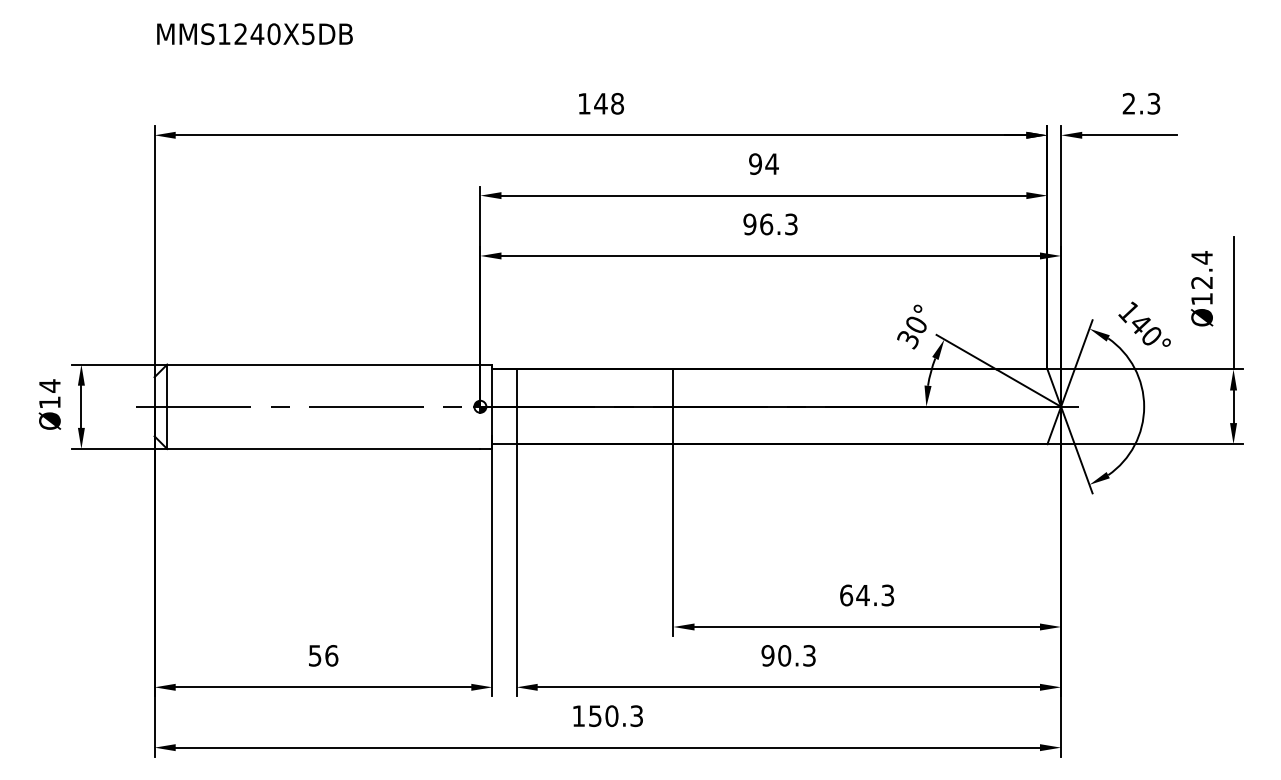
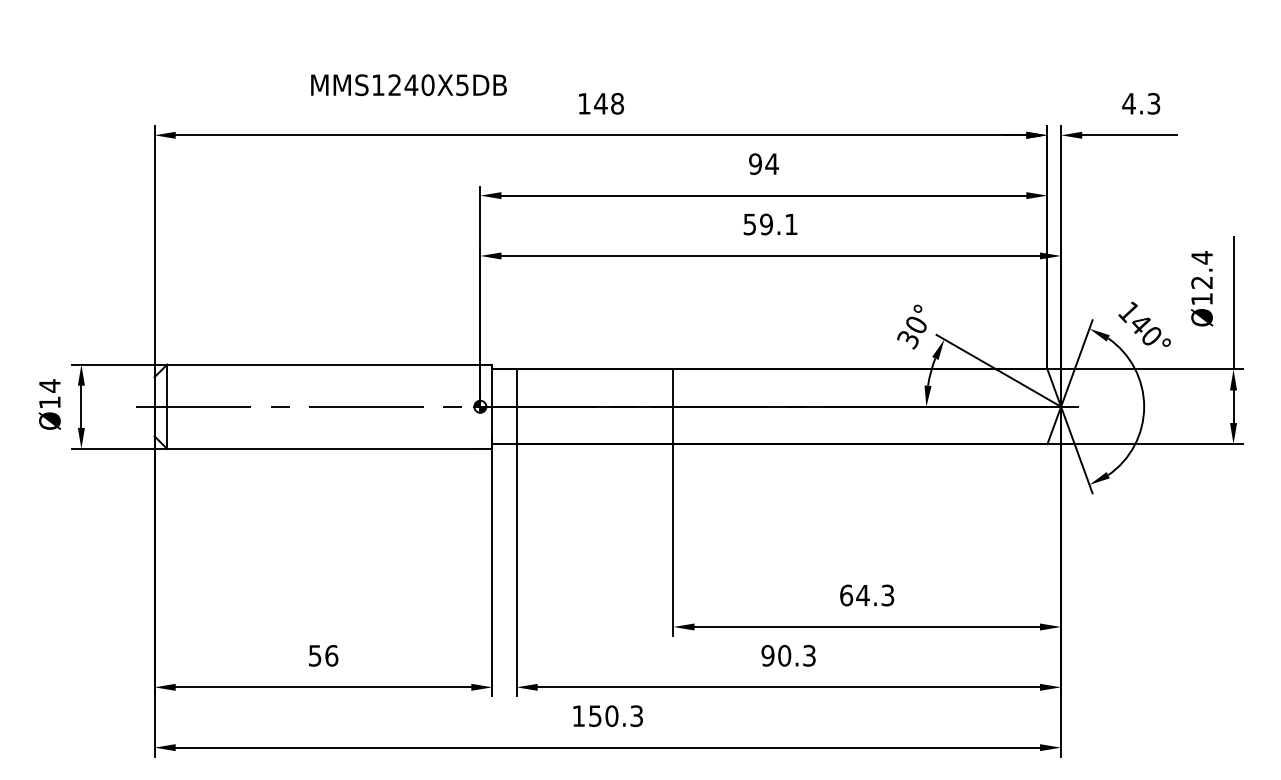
text position: (254, 34) -> (408, 85) (408, 85)
text: 2.3 -> 4.3 (1128, 103)
text: 96.3 -> 59.1 (770, 224)
